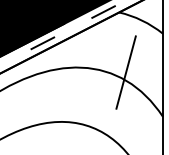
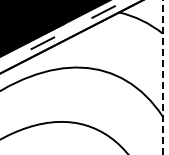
line: present -> none (125, 72)
line: solid -> dashed (162, 76)
